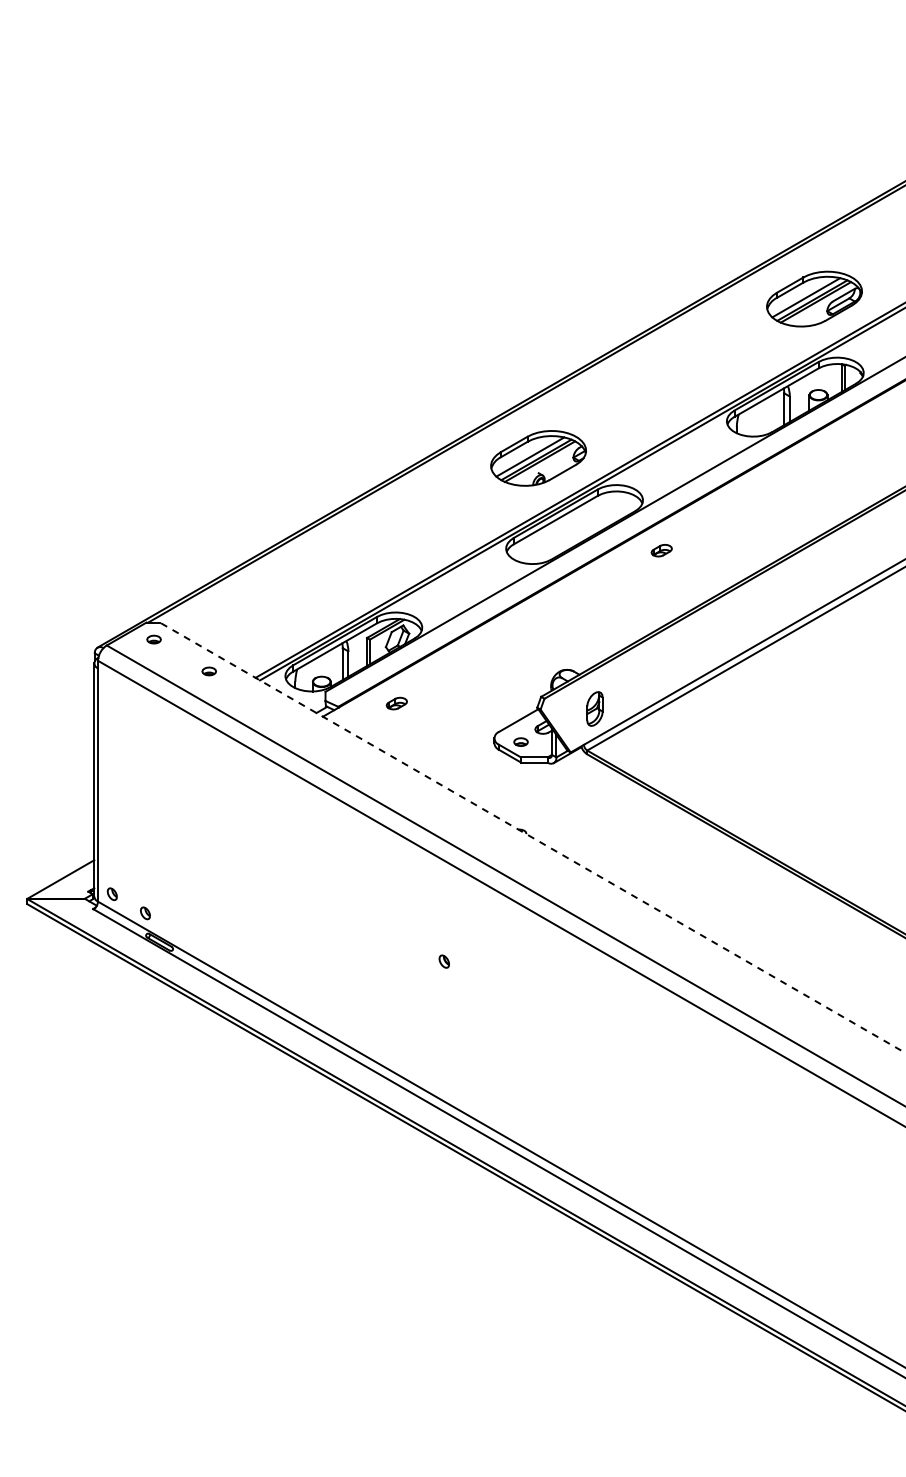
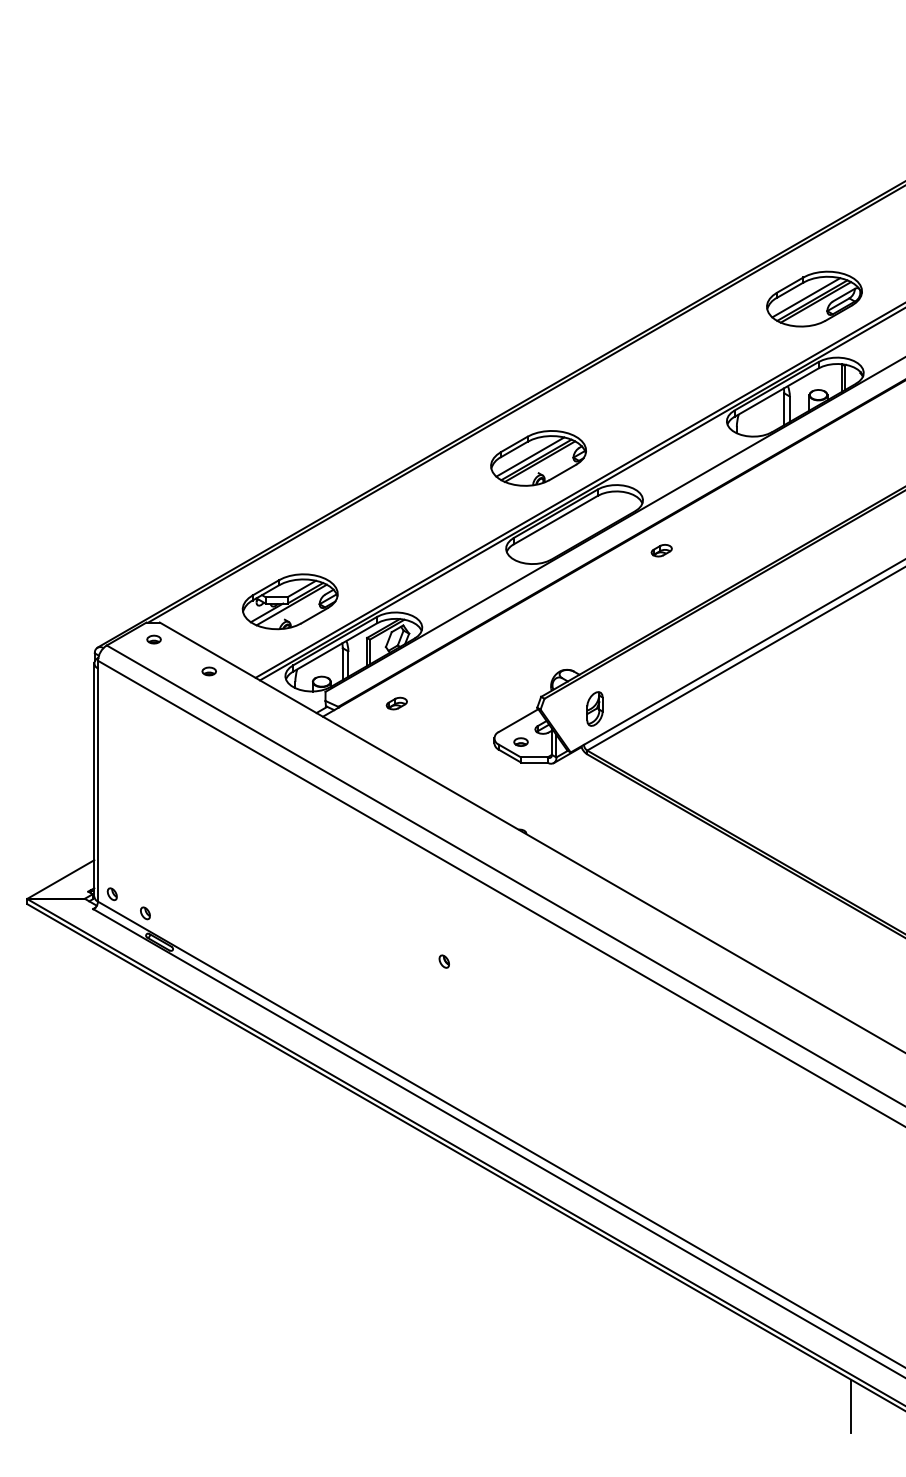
part: none -> present (289, 601)
line: dashed -> solid (532, 837)
line: none -> present (850, 1405)
